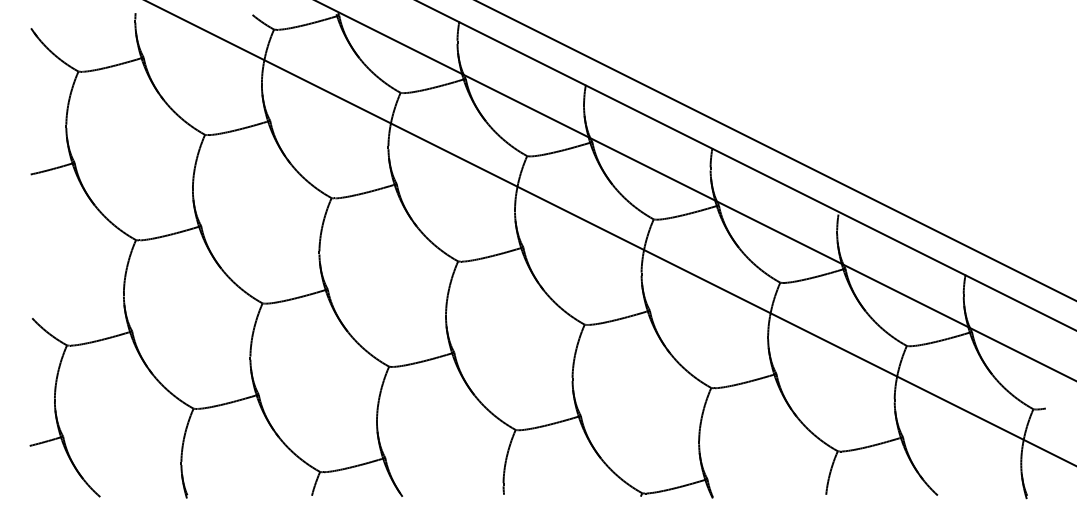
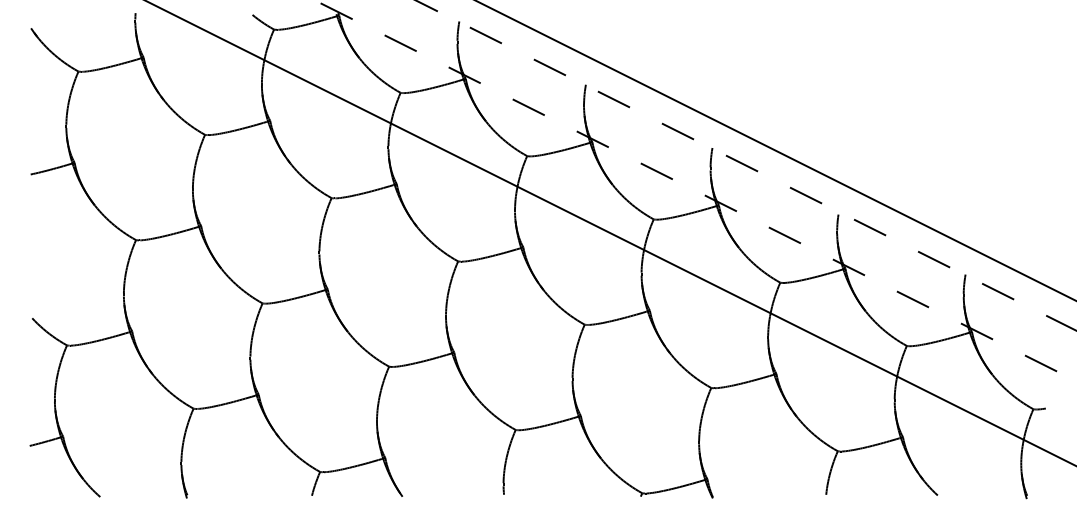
line: solid -> dashed (745, 165)
line: solid -> dashed (695, 190)
